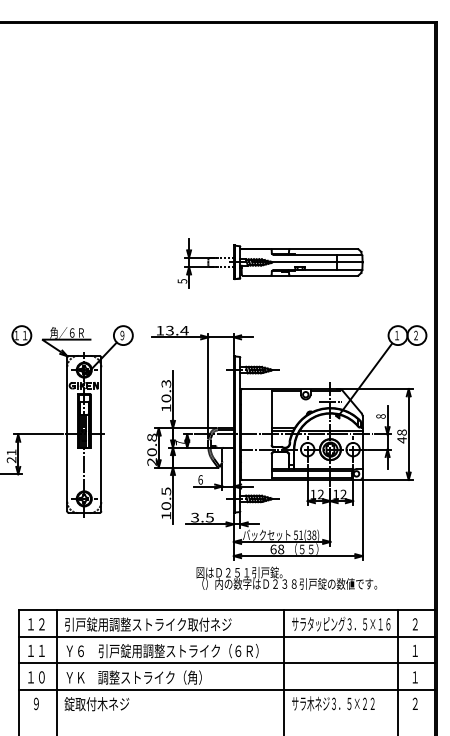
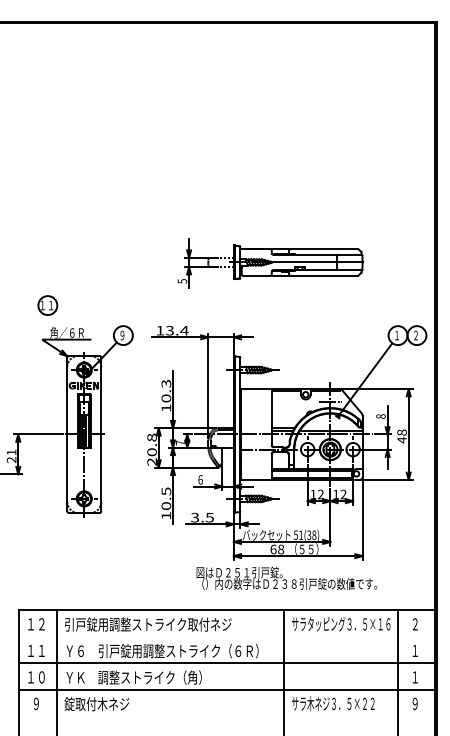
part position: (21, 335) -> (47, 305) (47, 305)
line: present -> none (226, 636)
text: ２ -> ９ (414, 704)
